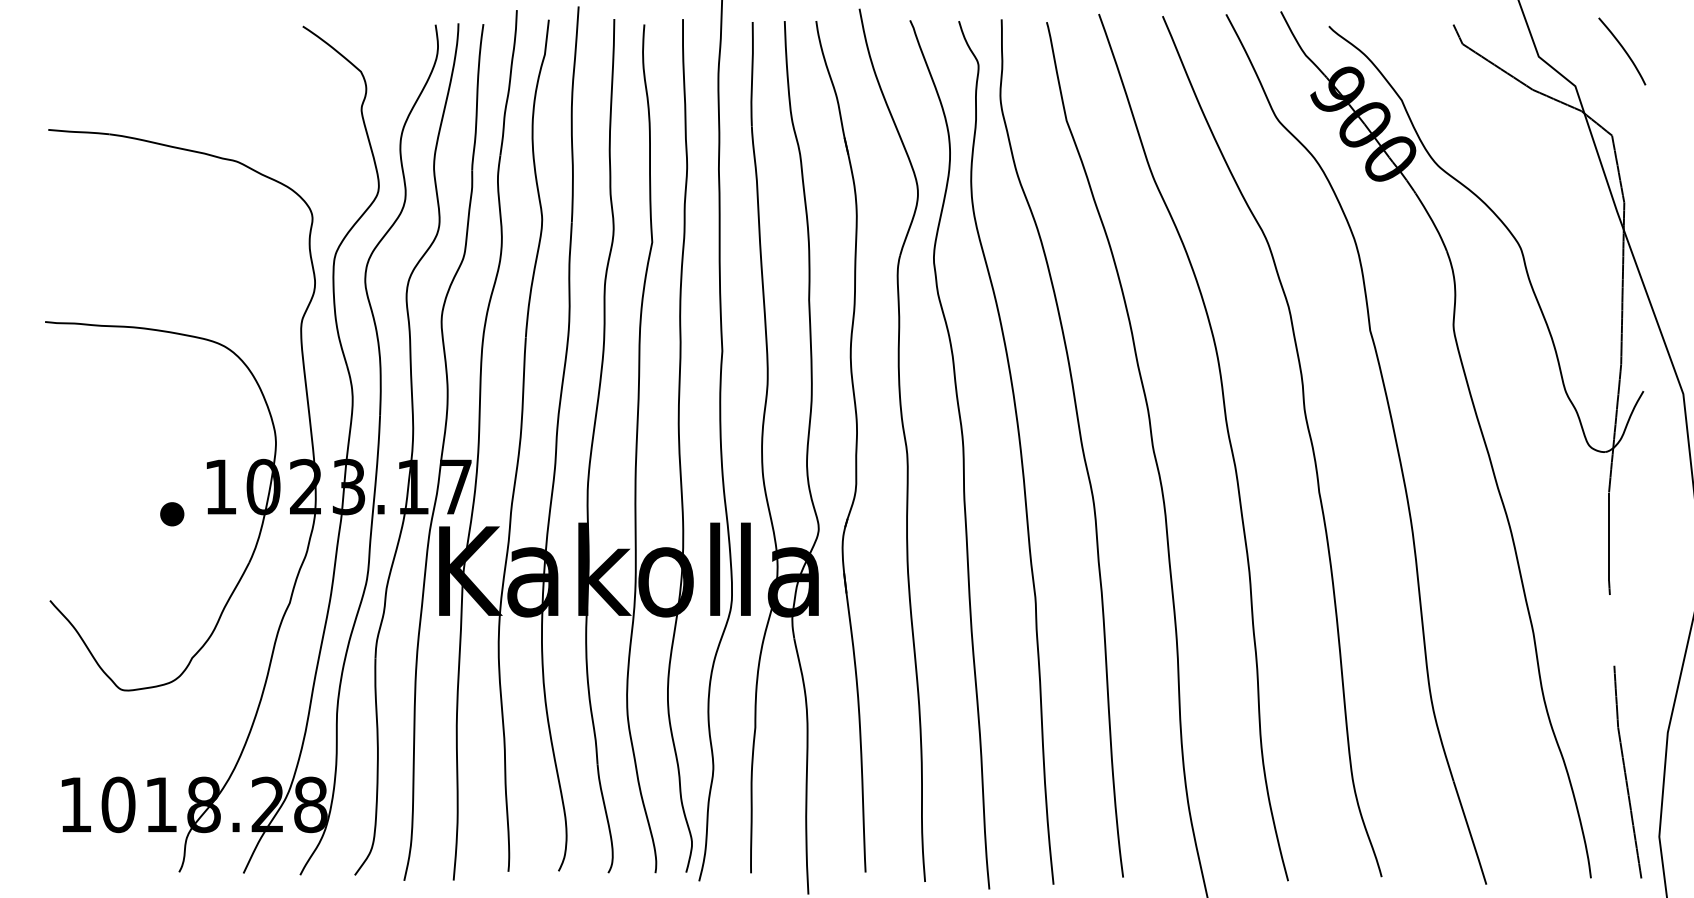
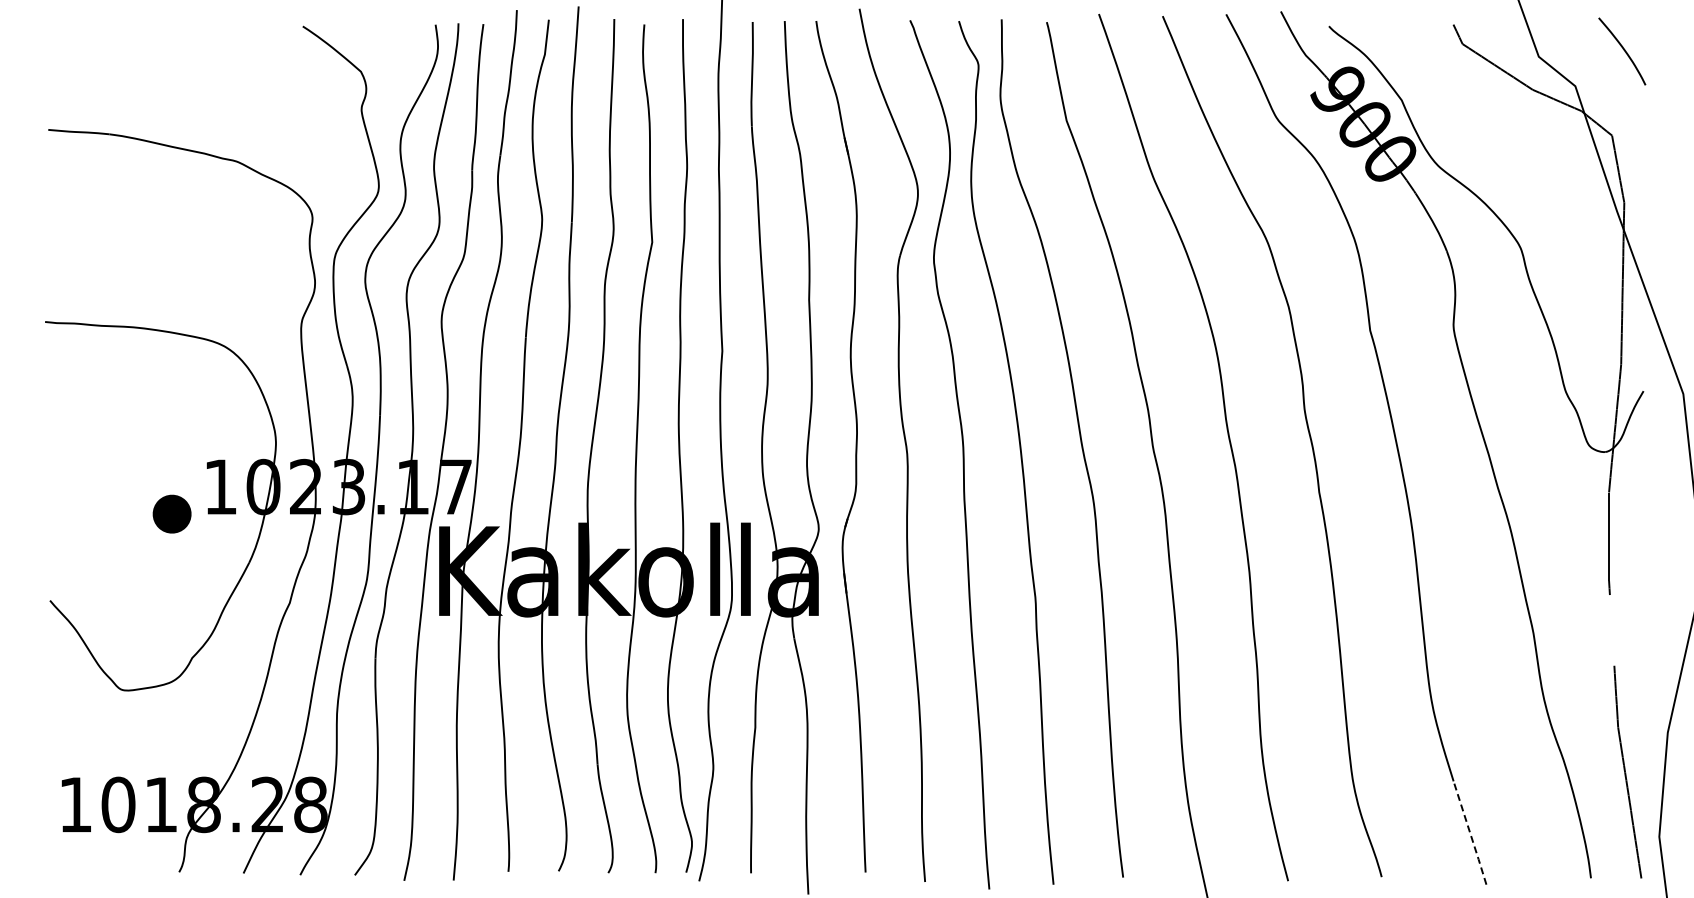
part size: 25x25 px -> 40x40 px (171, 513)
line: solid -> dashed (1470, 833)
